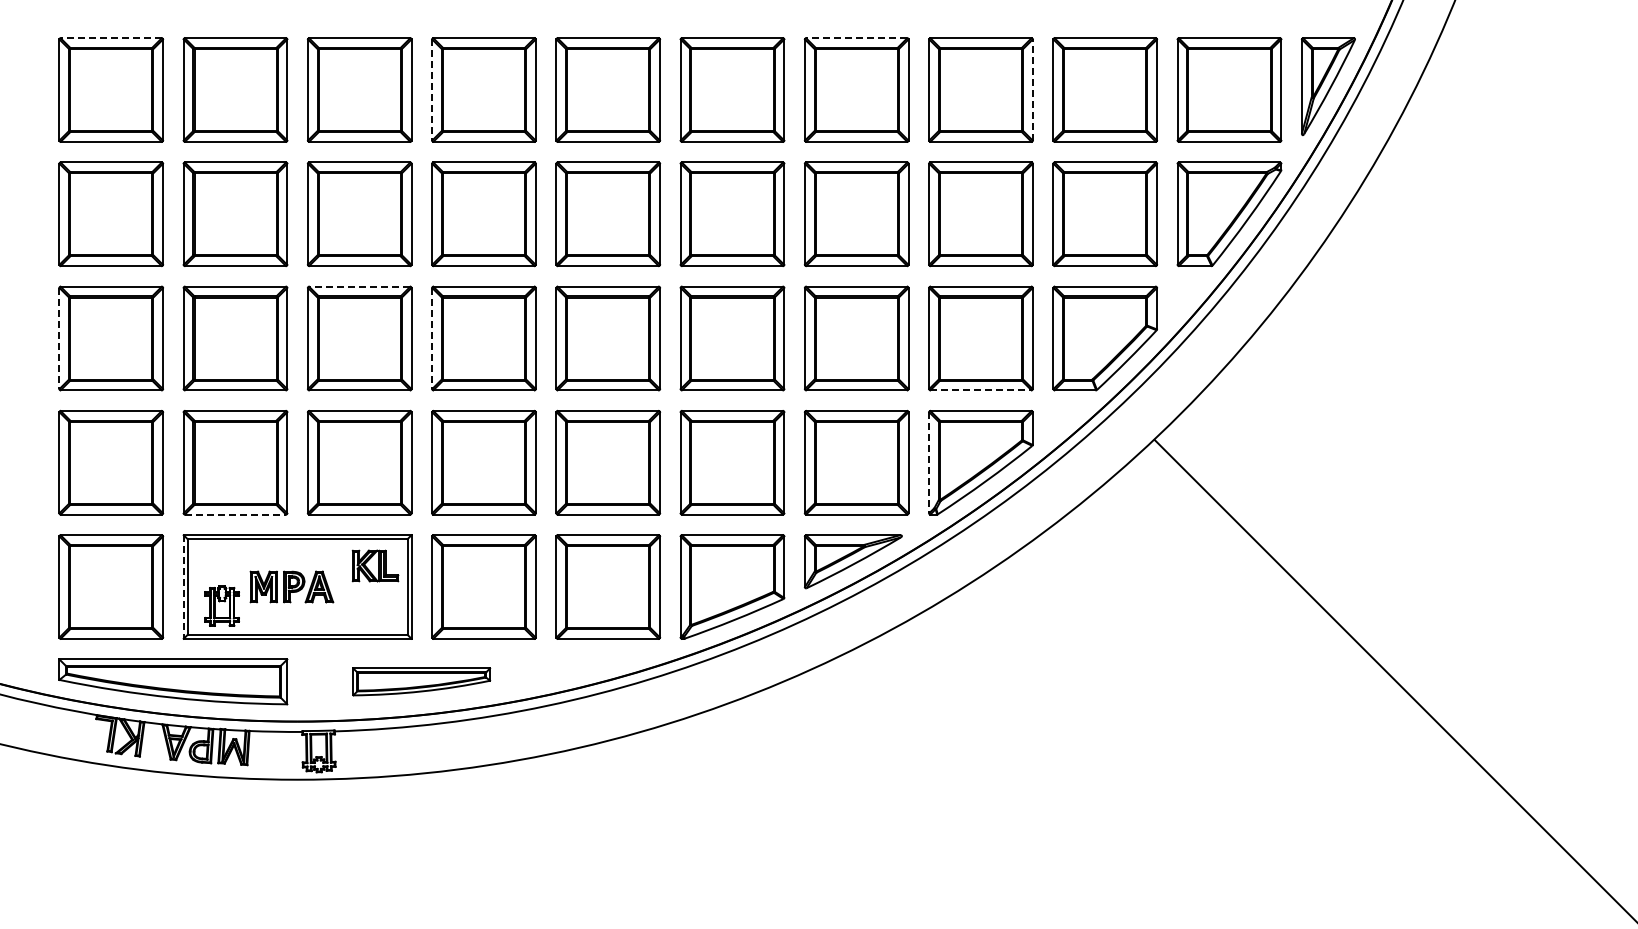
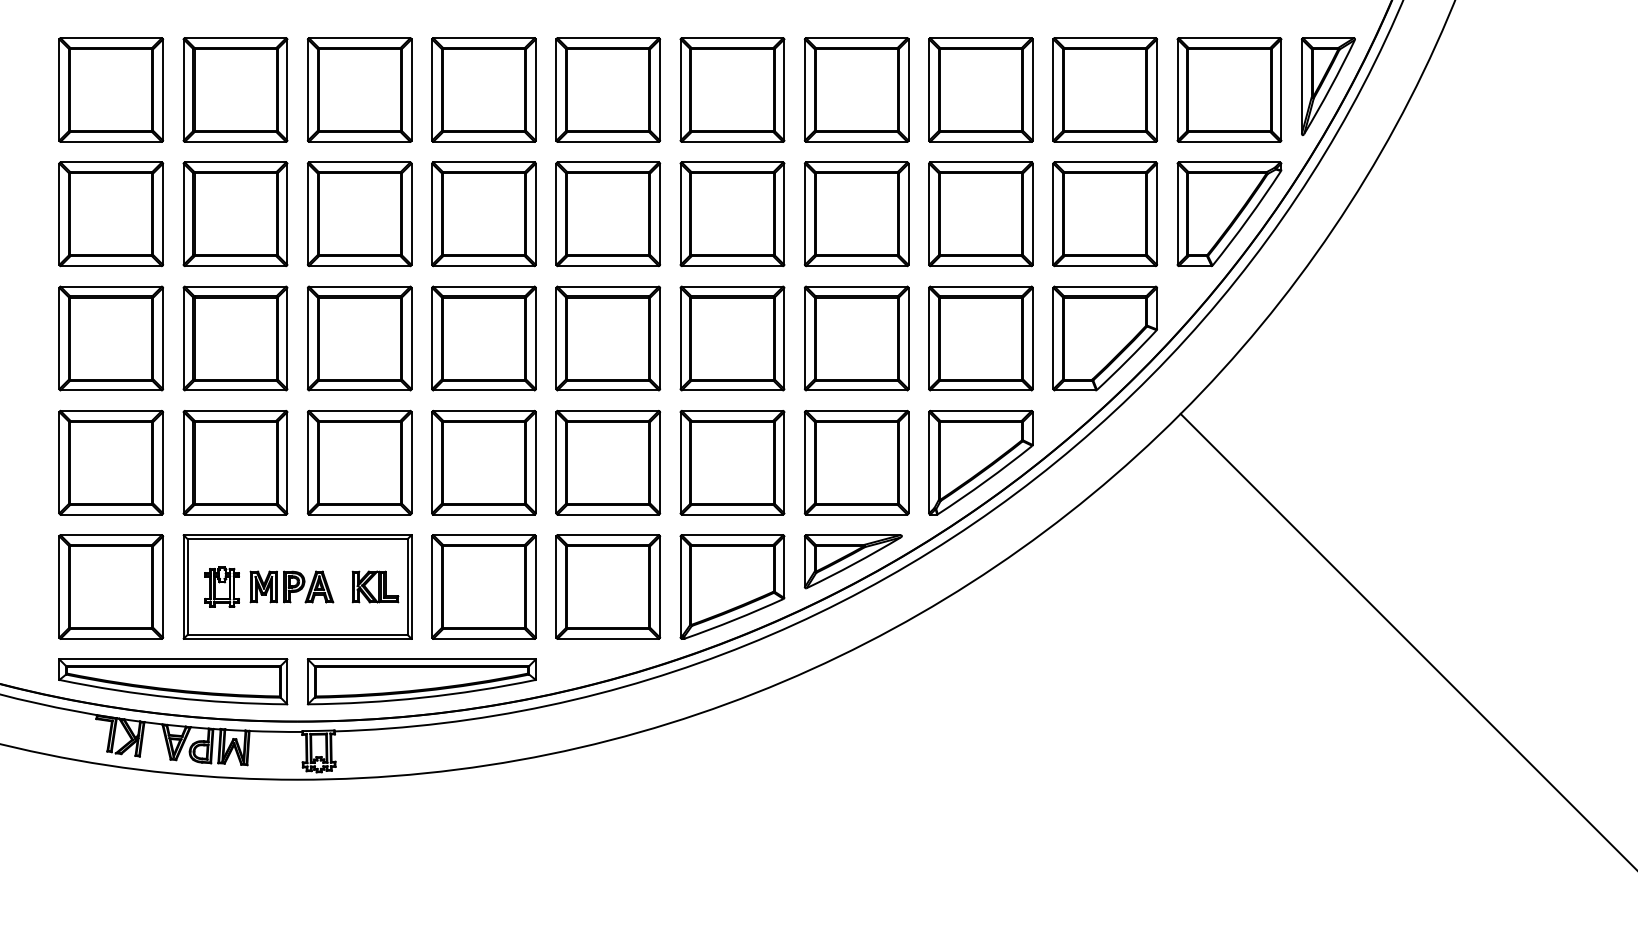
line: dashed -> solid (111, 38)
line: dashed -> solid (856, 38)
line: dashed -> solid (432, 90)
line: dashed -> solid (1032, 90)
line: dashed -> solid (359, 286)
line: dashed -> solid (59, 338)
line: dashed -> solid (432, 338)
line: dashed -> solid (980, 390)
line: dashed -> solid (929, 462)
line: dashed -> solid (235, 514)
part position: (375, 565) -> (375, 586) (375, 586)
line: dashed -> solid (183, 587)
part position: (221, 605) -> (221, 586) (221, 586)
line position: (1394, 679) -> (1407, 640) (1407, 640)
part size: 140x30 px -> 231x48 px (421, 681)
